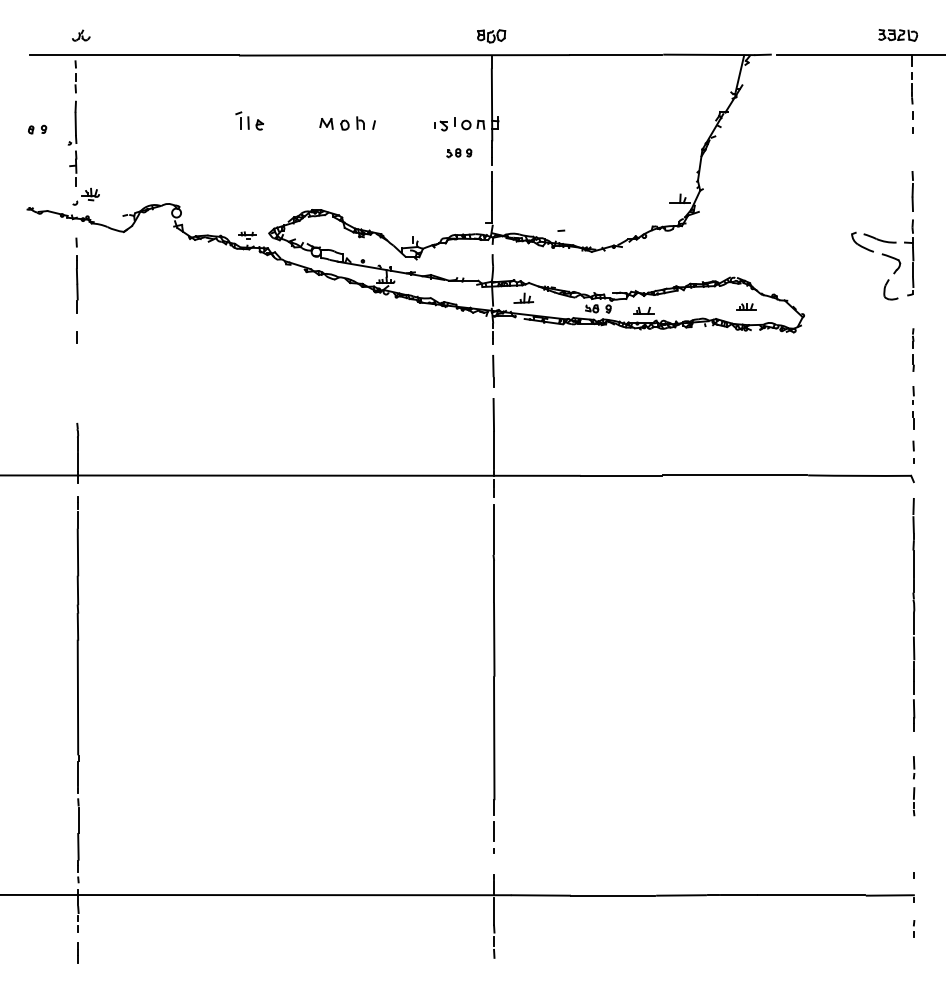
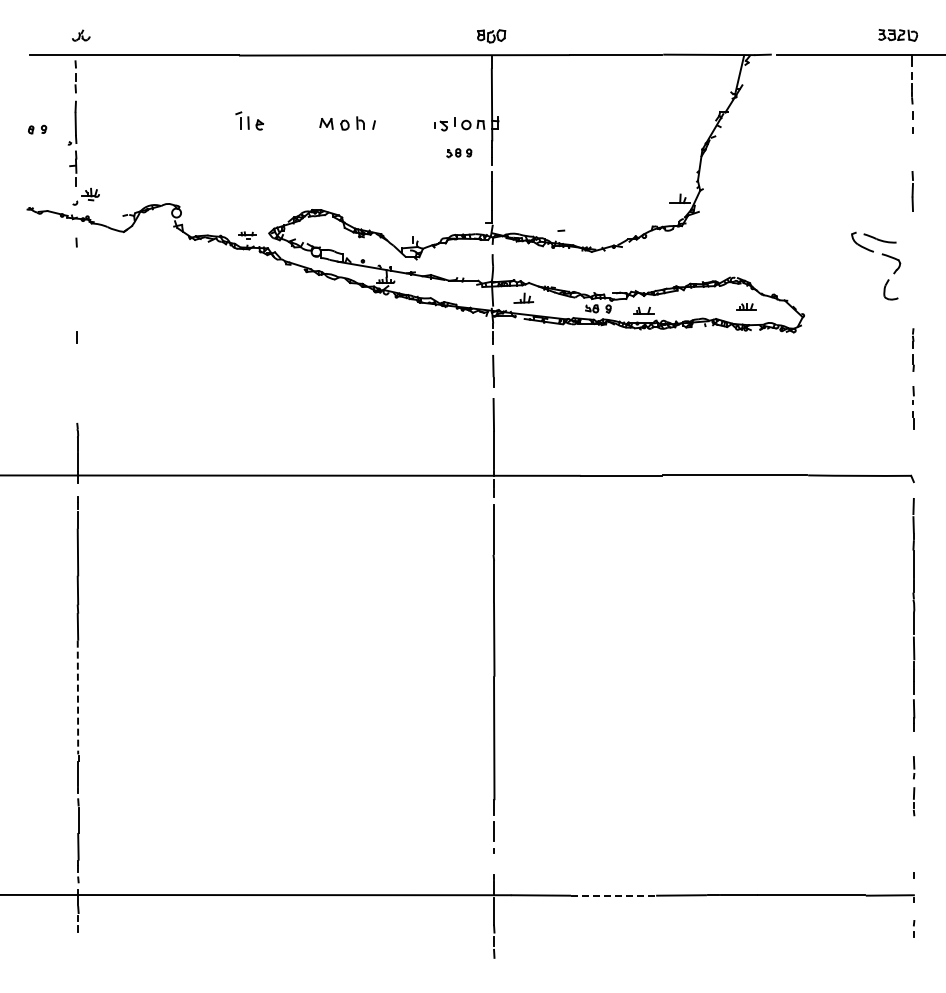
part: present -> none (909, 257)
line: present -> none (77, 284)
part: present -> none (913, 451)
line: solid -> dashed (77, 697)
line: solid -> dashed (613, 895)
line: present -> none (77, 952)
